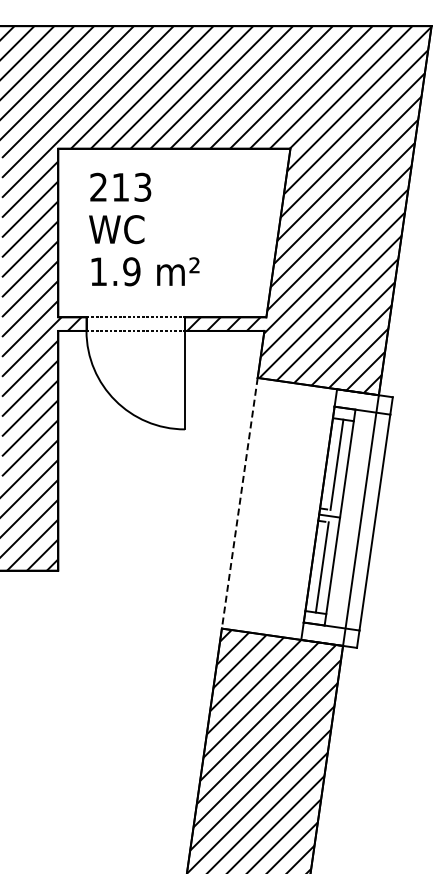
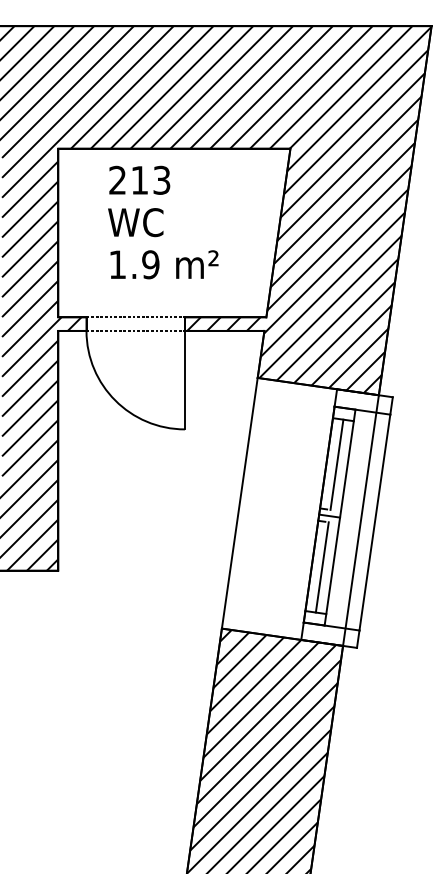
text position: (144, 229) -> (163, 222) (163, 222)
line: dashed -> solid (239, 503)
